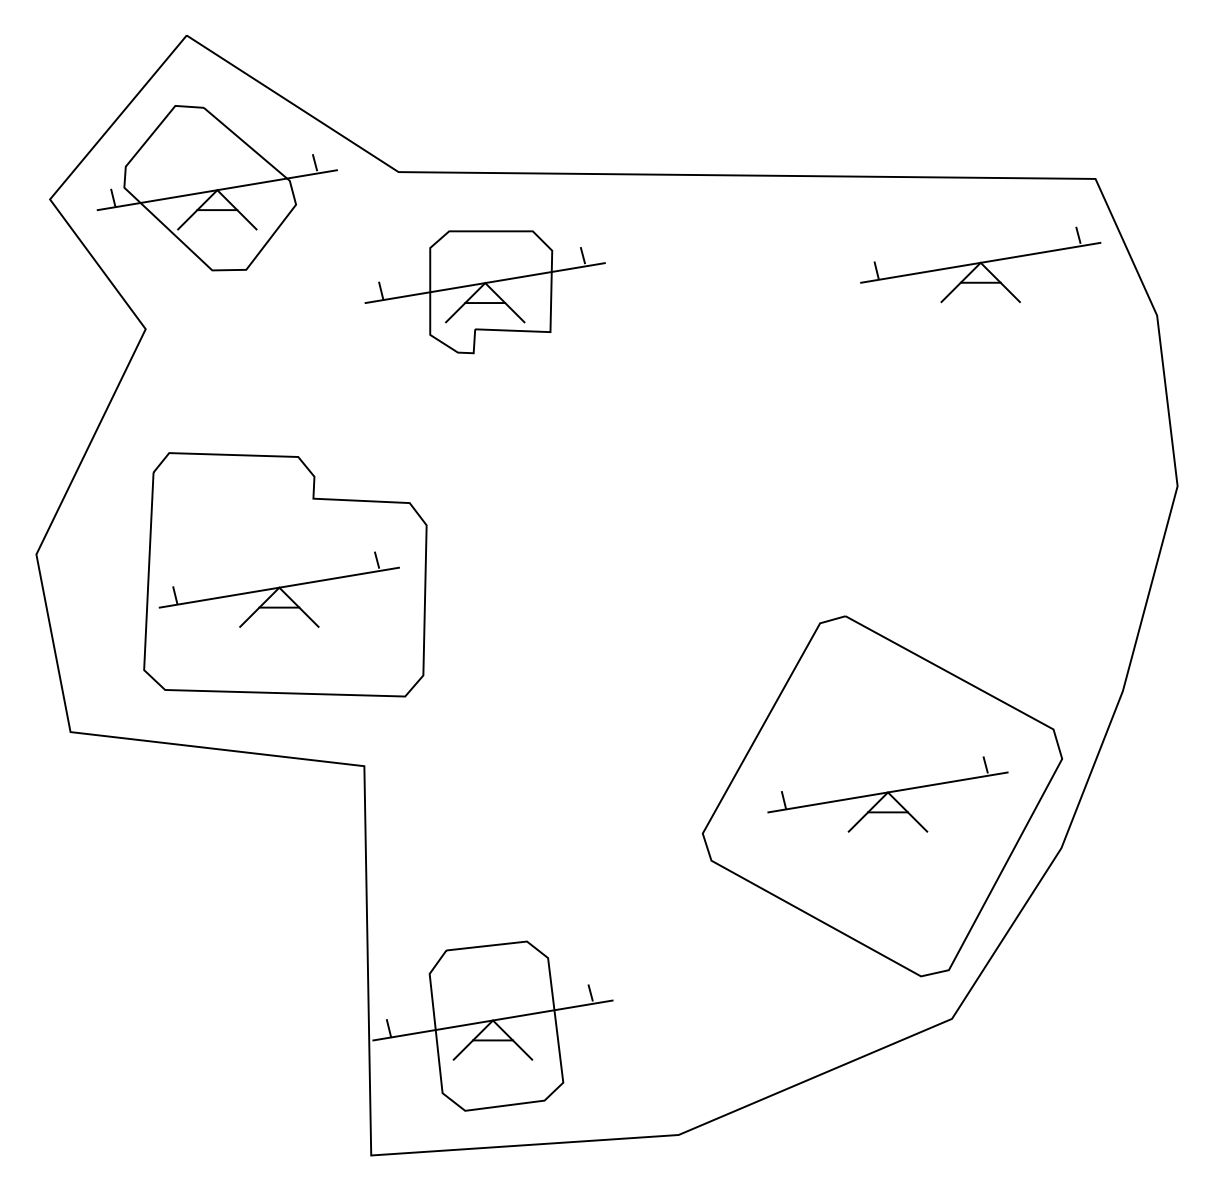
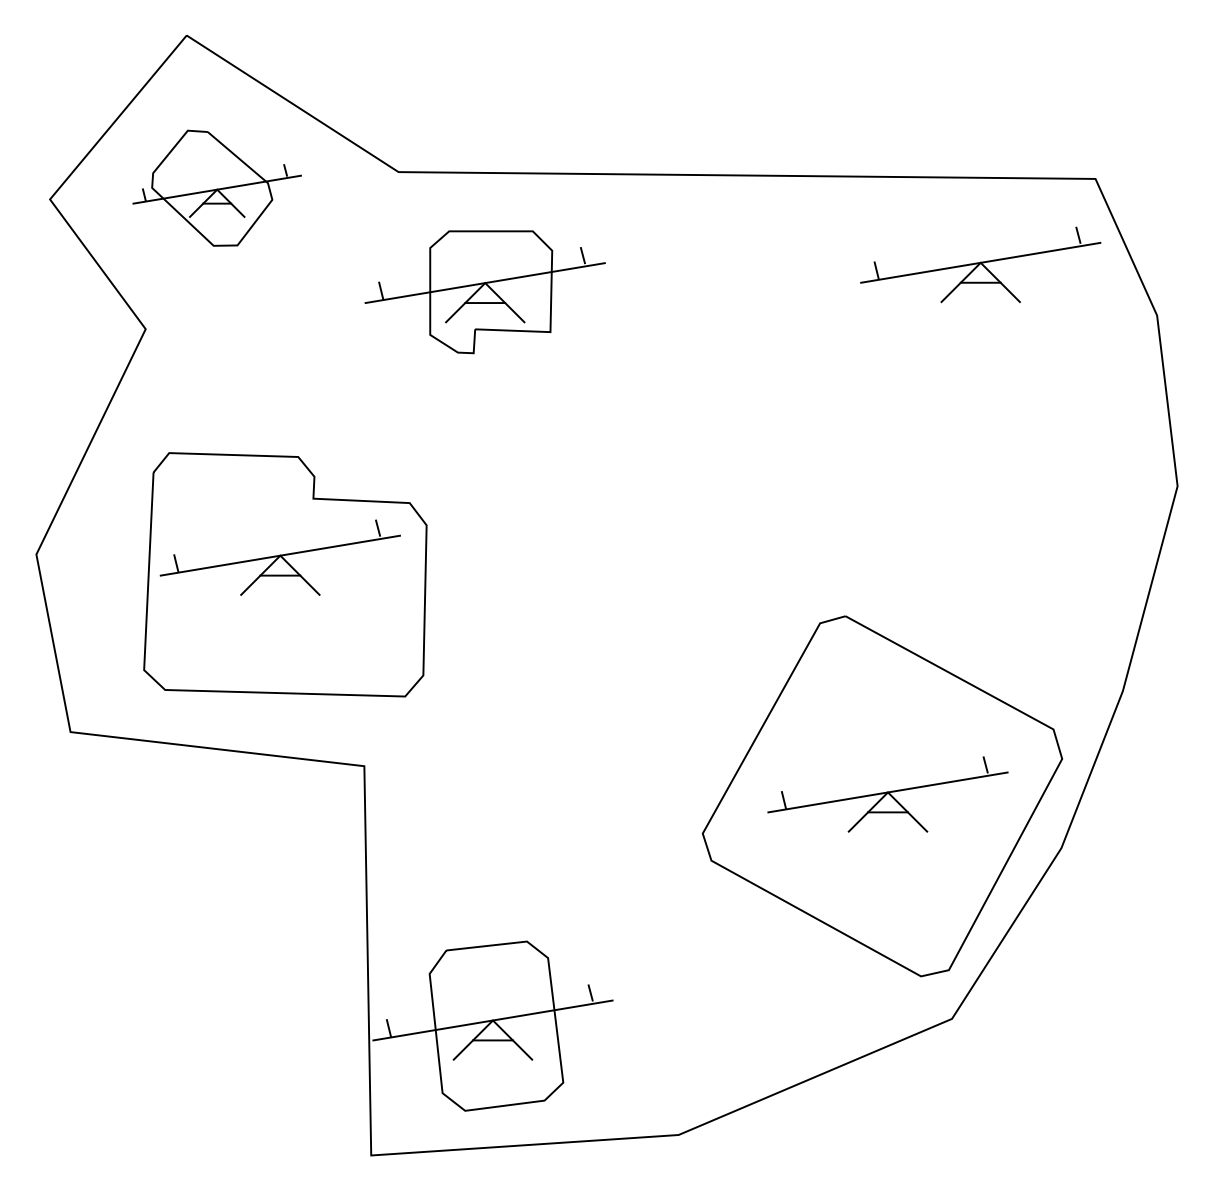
part size: 242x167 px -> 170x118 px (216, 187)
part position: (278, 589) -> (279, 557) (279, 557)
